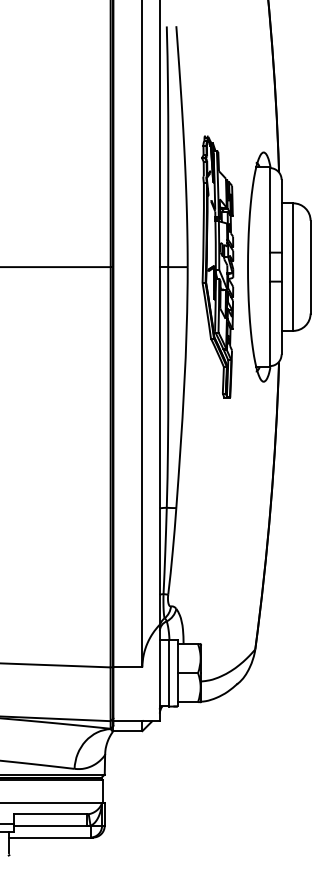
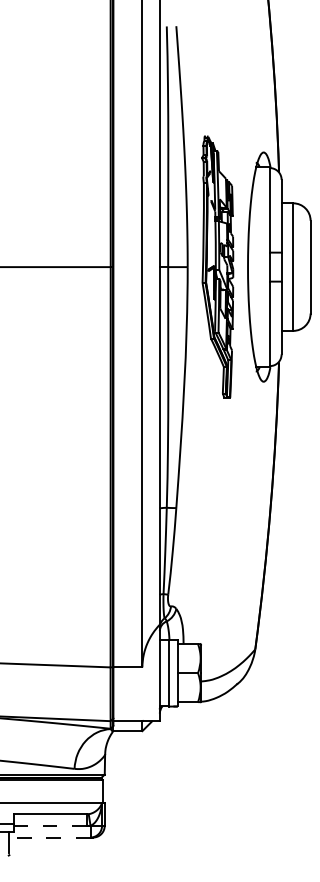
line: solid -> dashed (49, 825)
line: solid -> dashed (49, 837)
